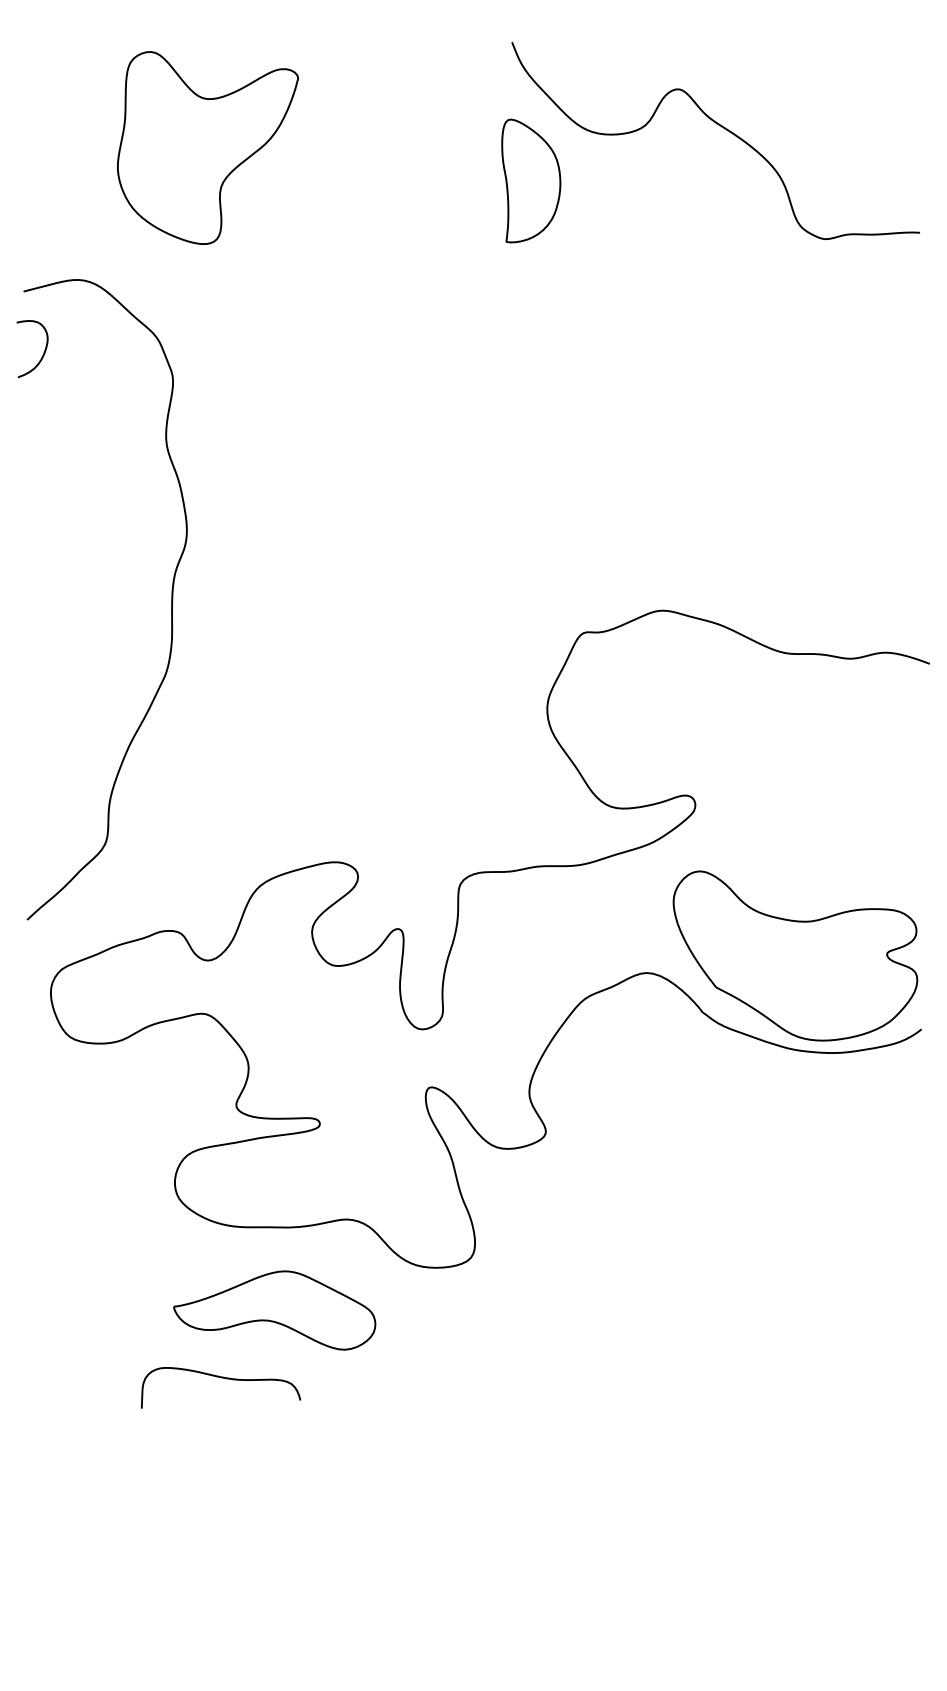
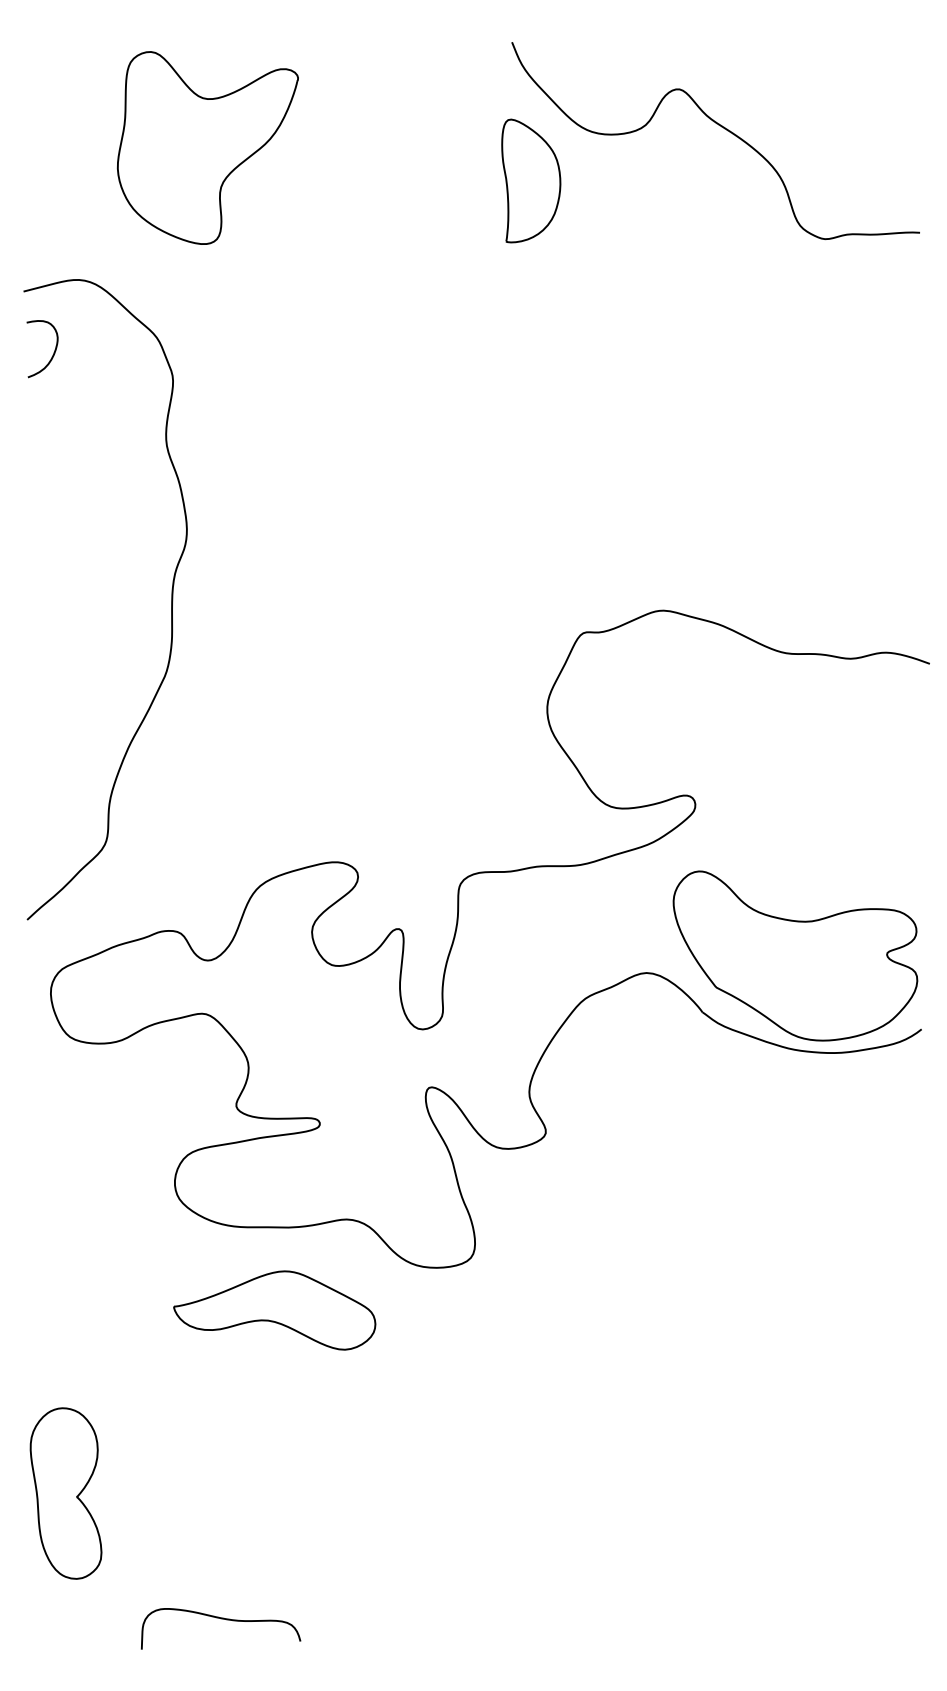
curve position: (43, 352) -> (53, 352) (53, 352)
curve position: (221, 1378) -> (221, 1619) (221, 1619)
part: none -> present (65, 1493)
